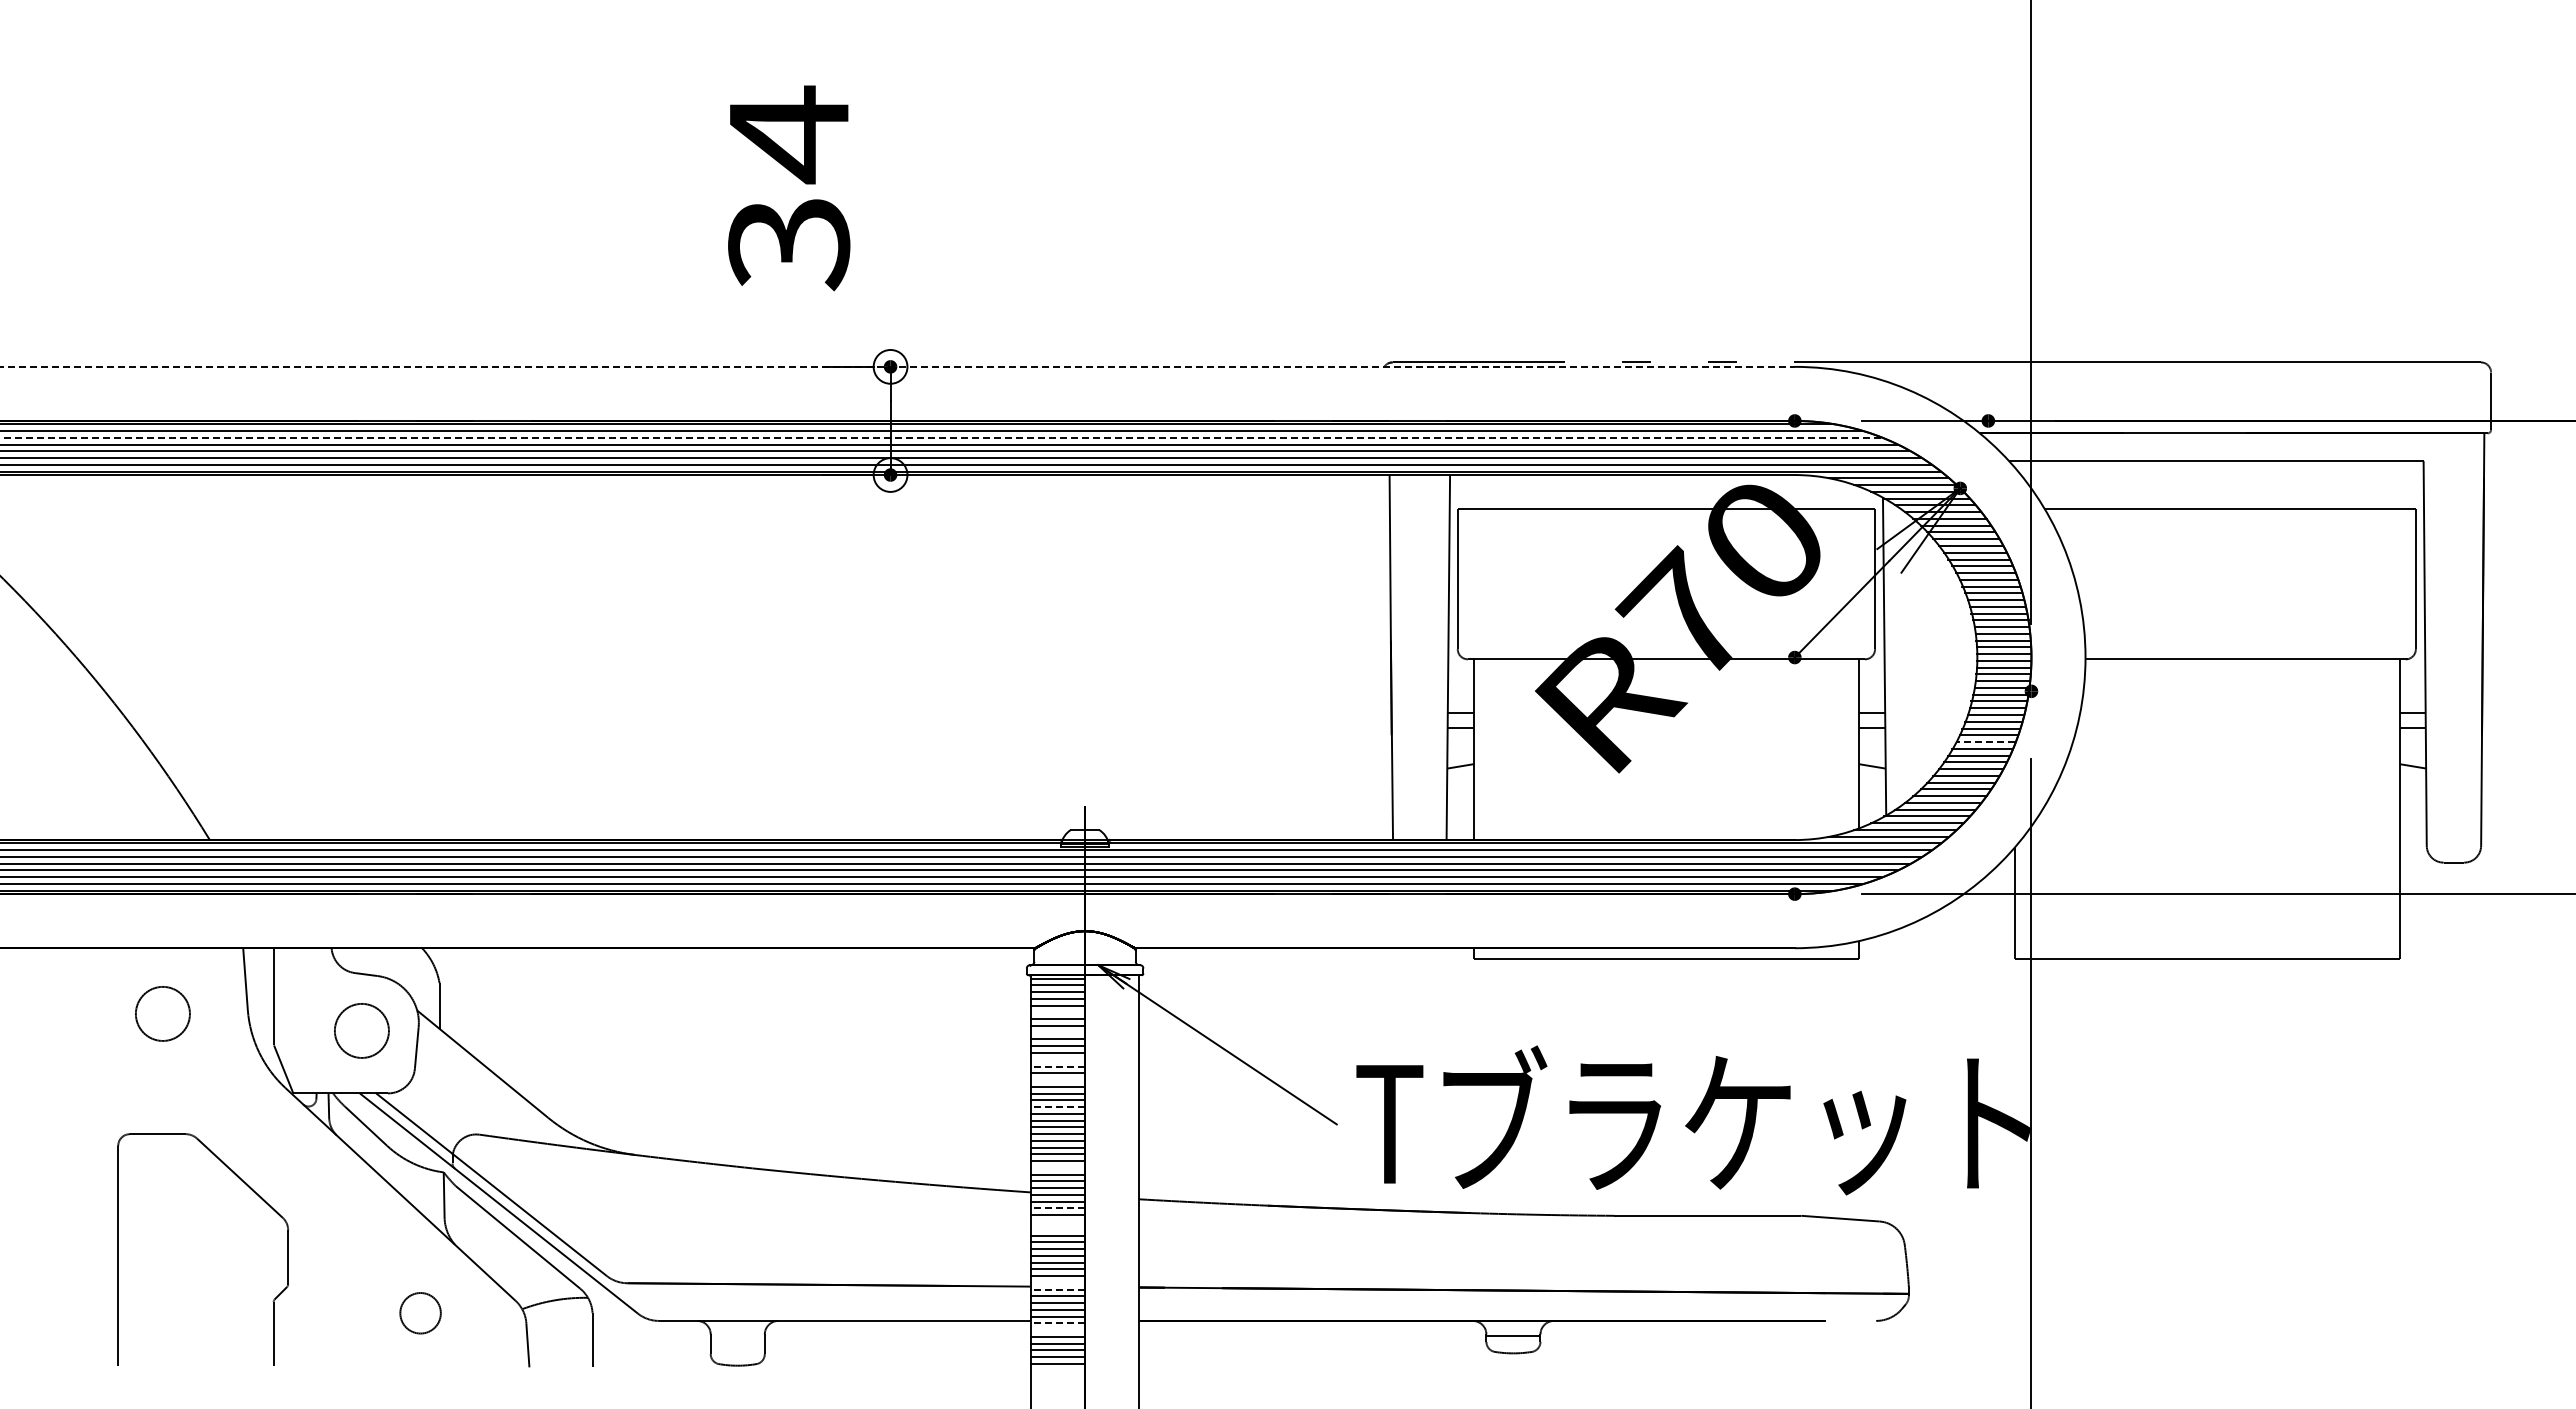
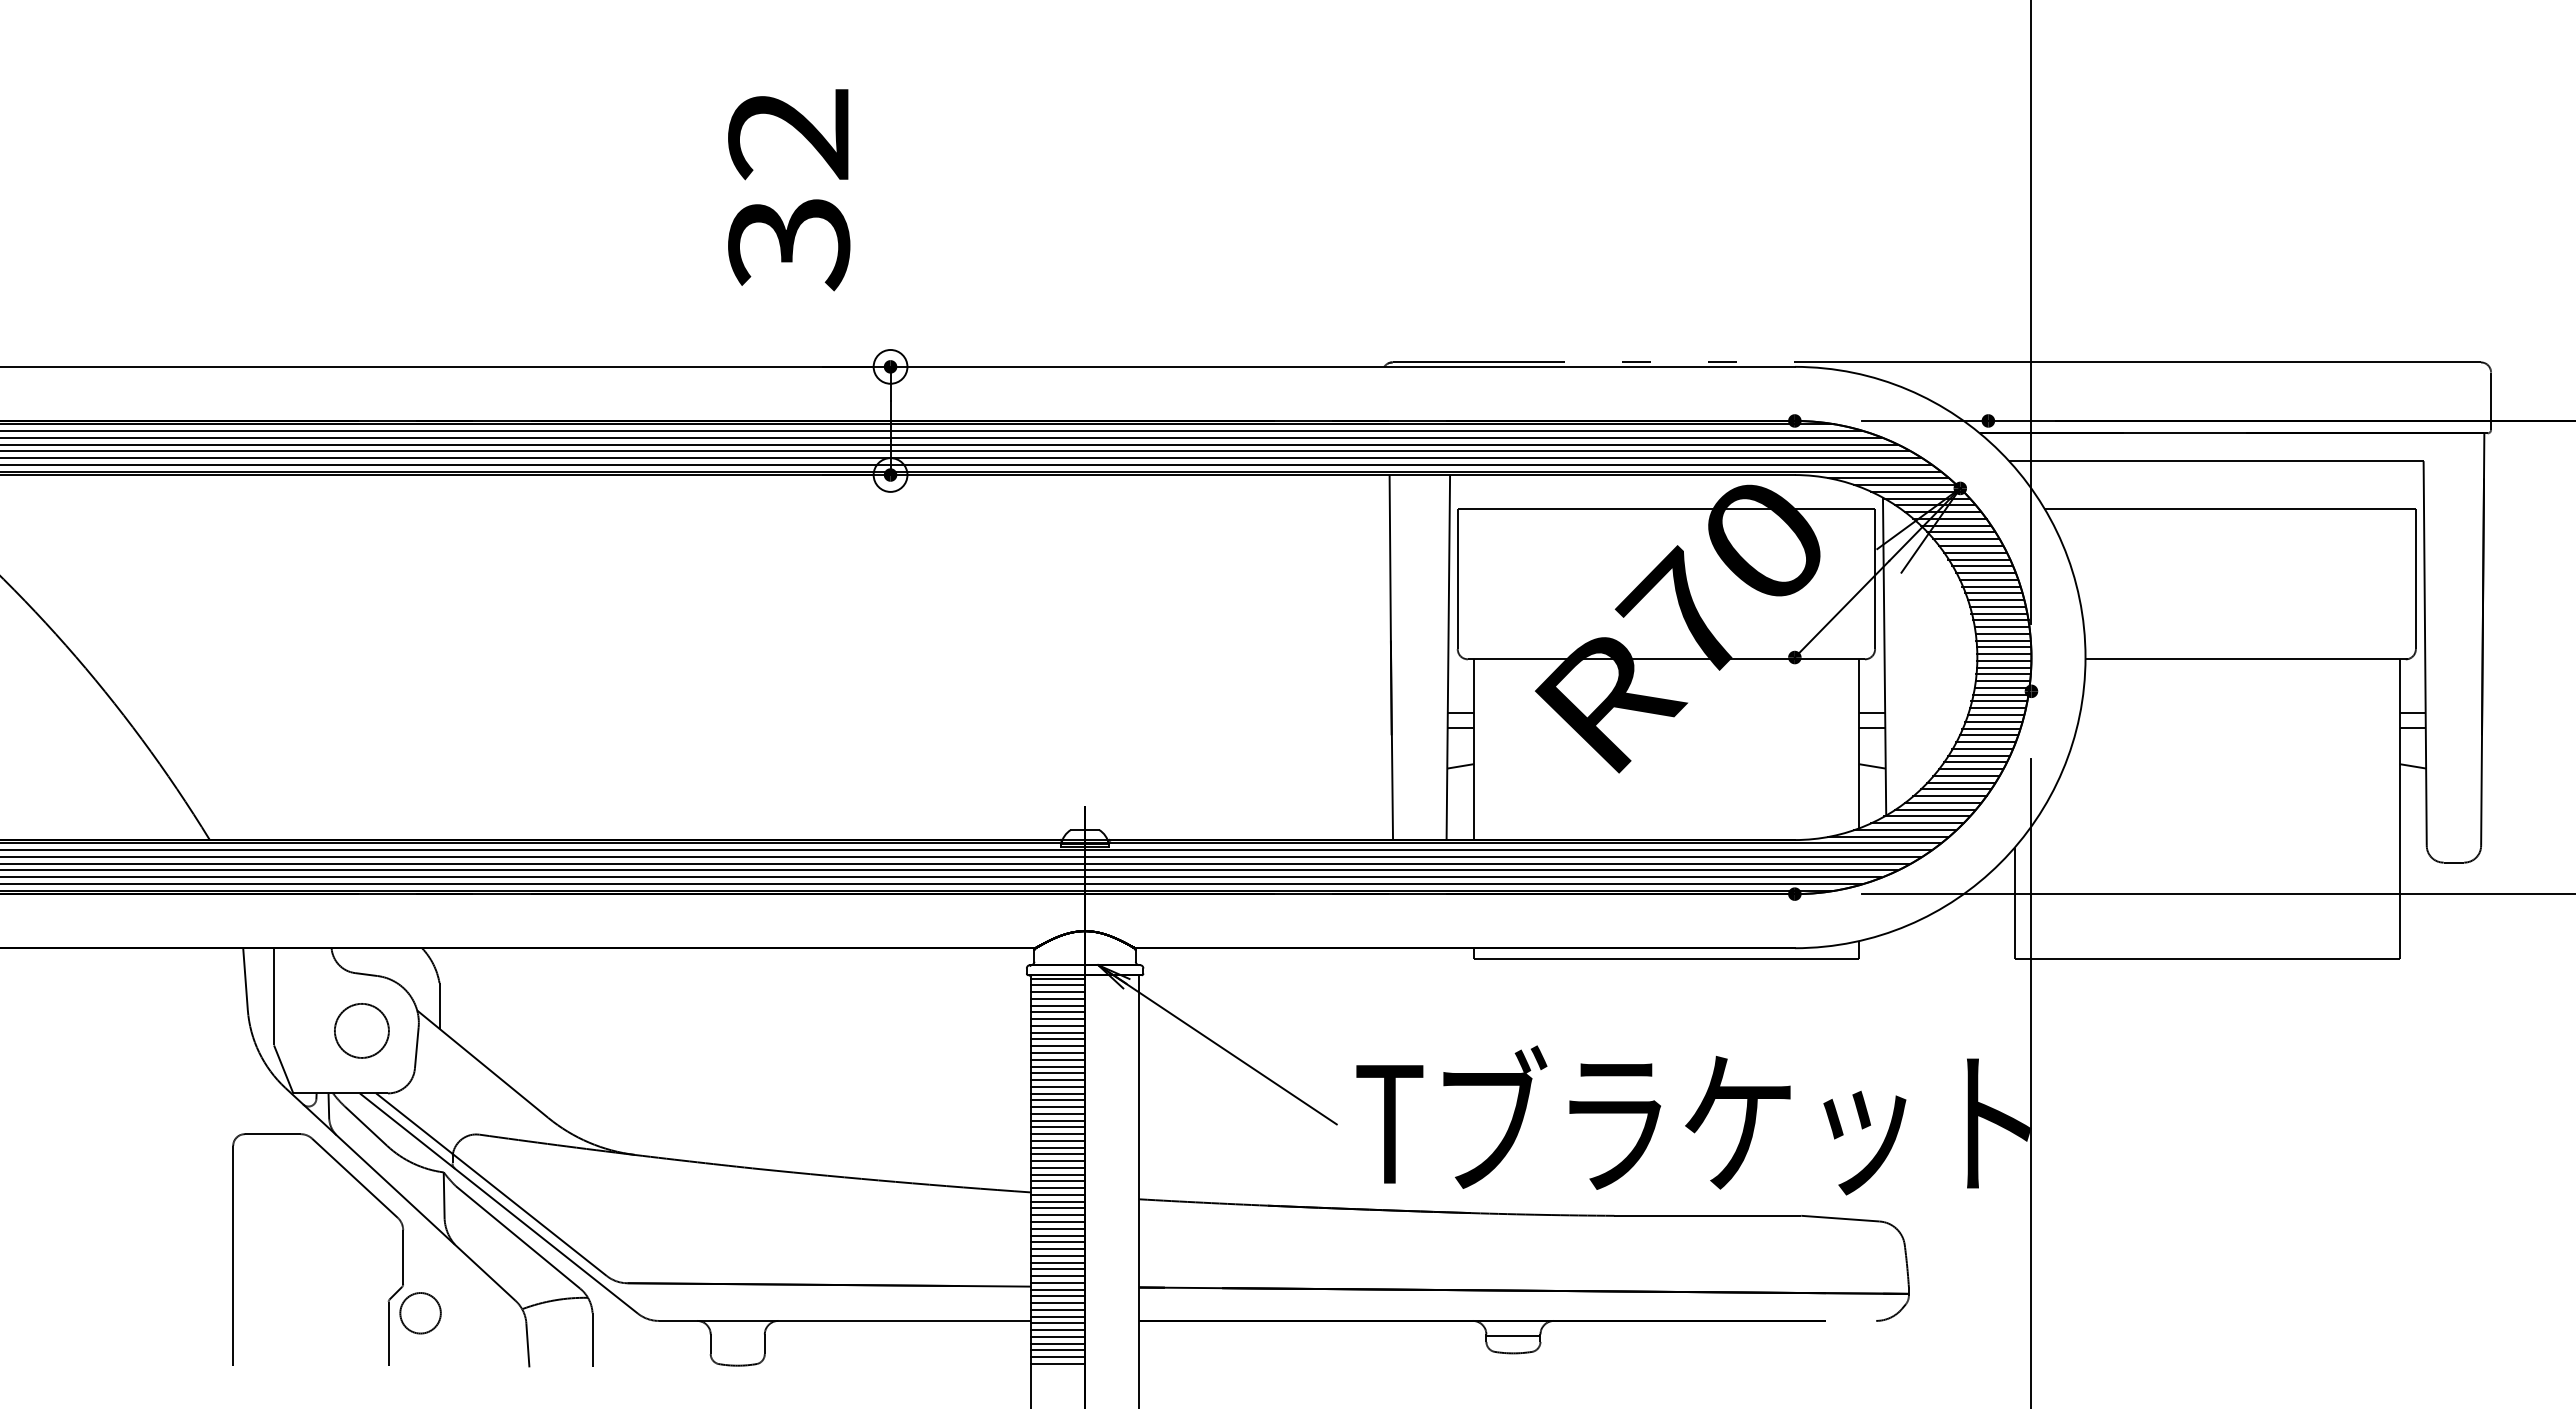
text: 34 -> 32 (788, 134)
line: dashed -> solid (897, 366)
line: dashed -> solid (939, 437)
line: dashed -> solid (1985, 742)
line: none -> present (1058, 1012)
part: present -> none (162, 1013)
line: none -> present (1058, 1032)
line: none -> present (1058, 1059)
line: dashed -> solid (1057, 1066)
line: none -> present (1058, 1080)
line: dashed -> solid (1057, 1107)
line: none -> present (1058, 1167)
part position: (253, 1192) -> (368, 1192) (368, 1192)
line: dashed -> solid (1057, 1208)
line: none -> present (1058, 1222)
line: none -> present (1058, 1228)
line: none -> present (1058, 1282)
line: dashed -> solid (1057, 1289)
line: dashed -> solid (1057, 1323)
line: none -> present (1058, 1330)
